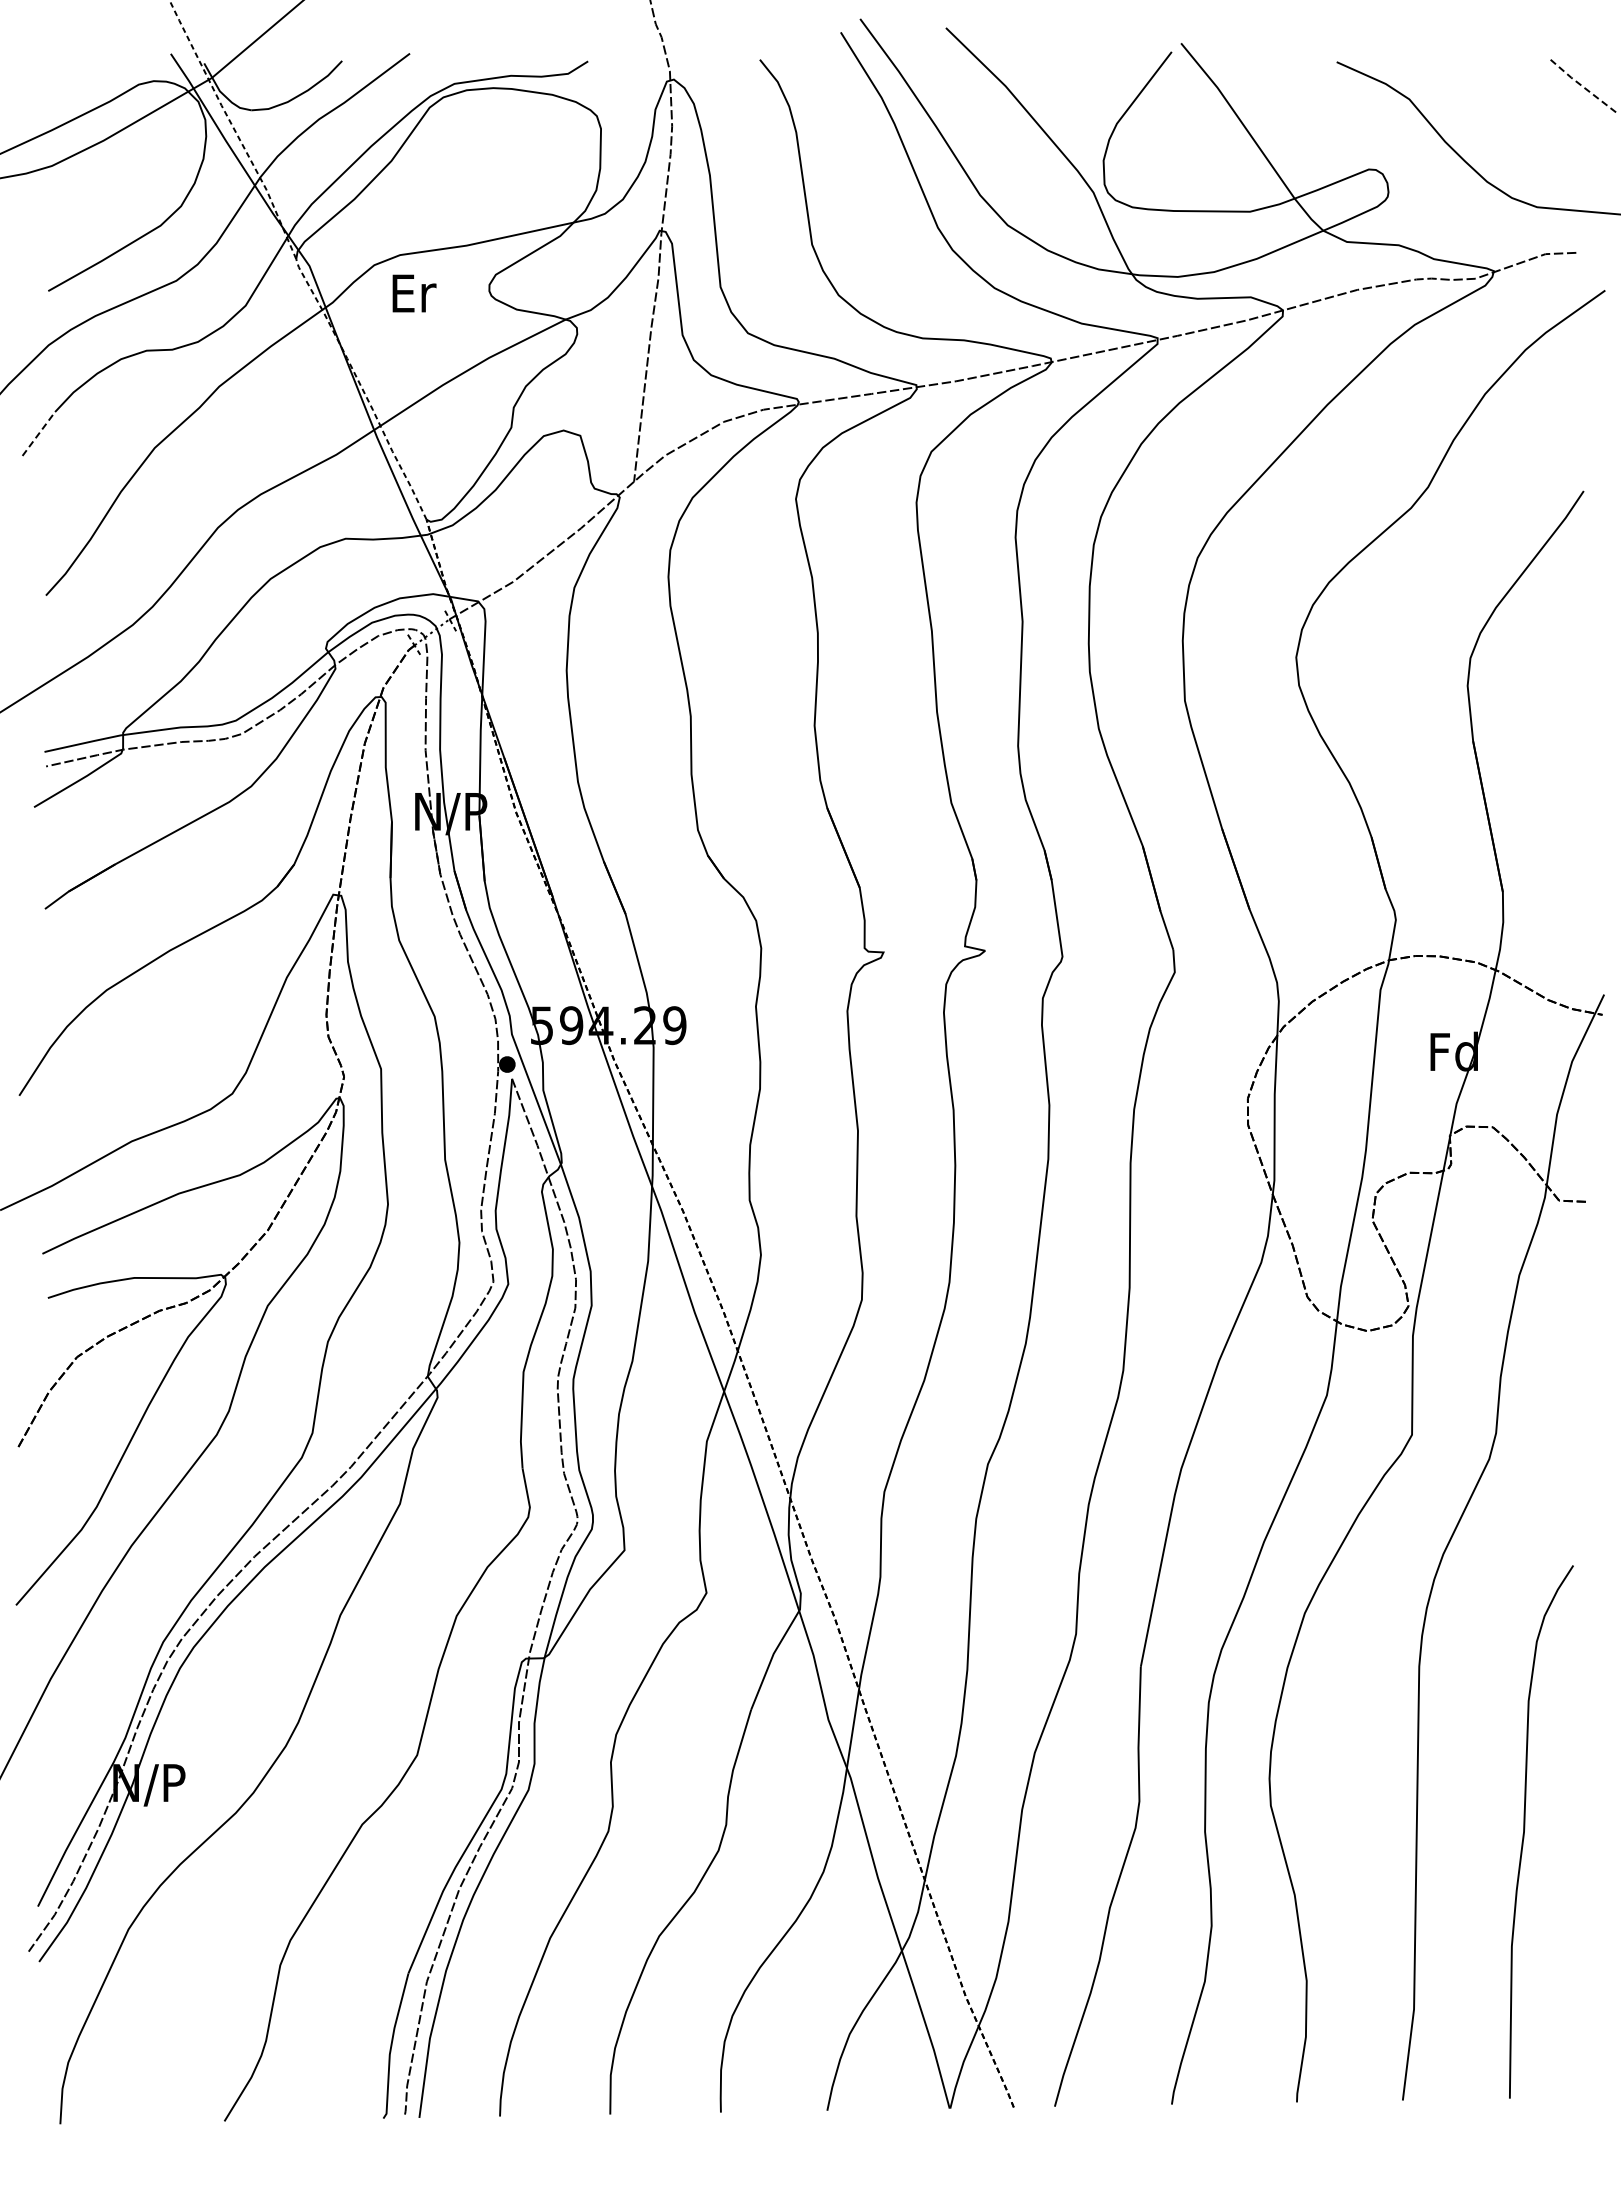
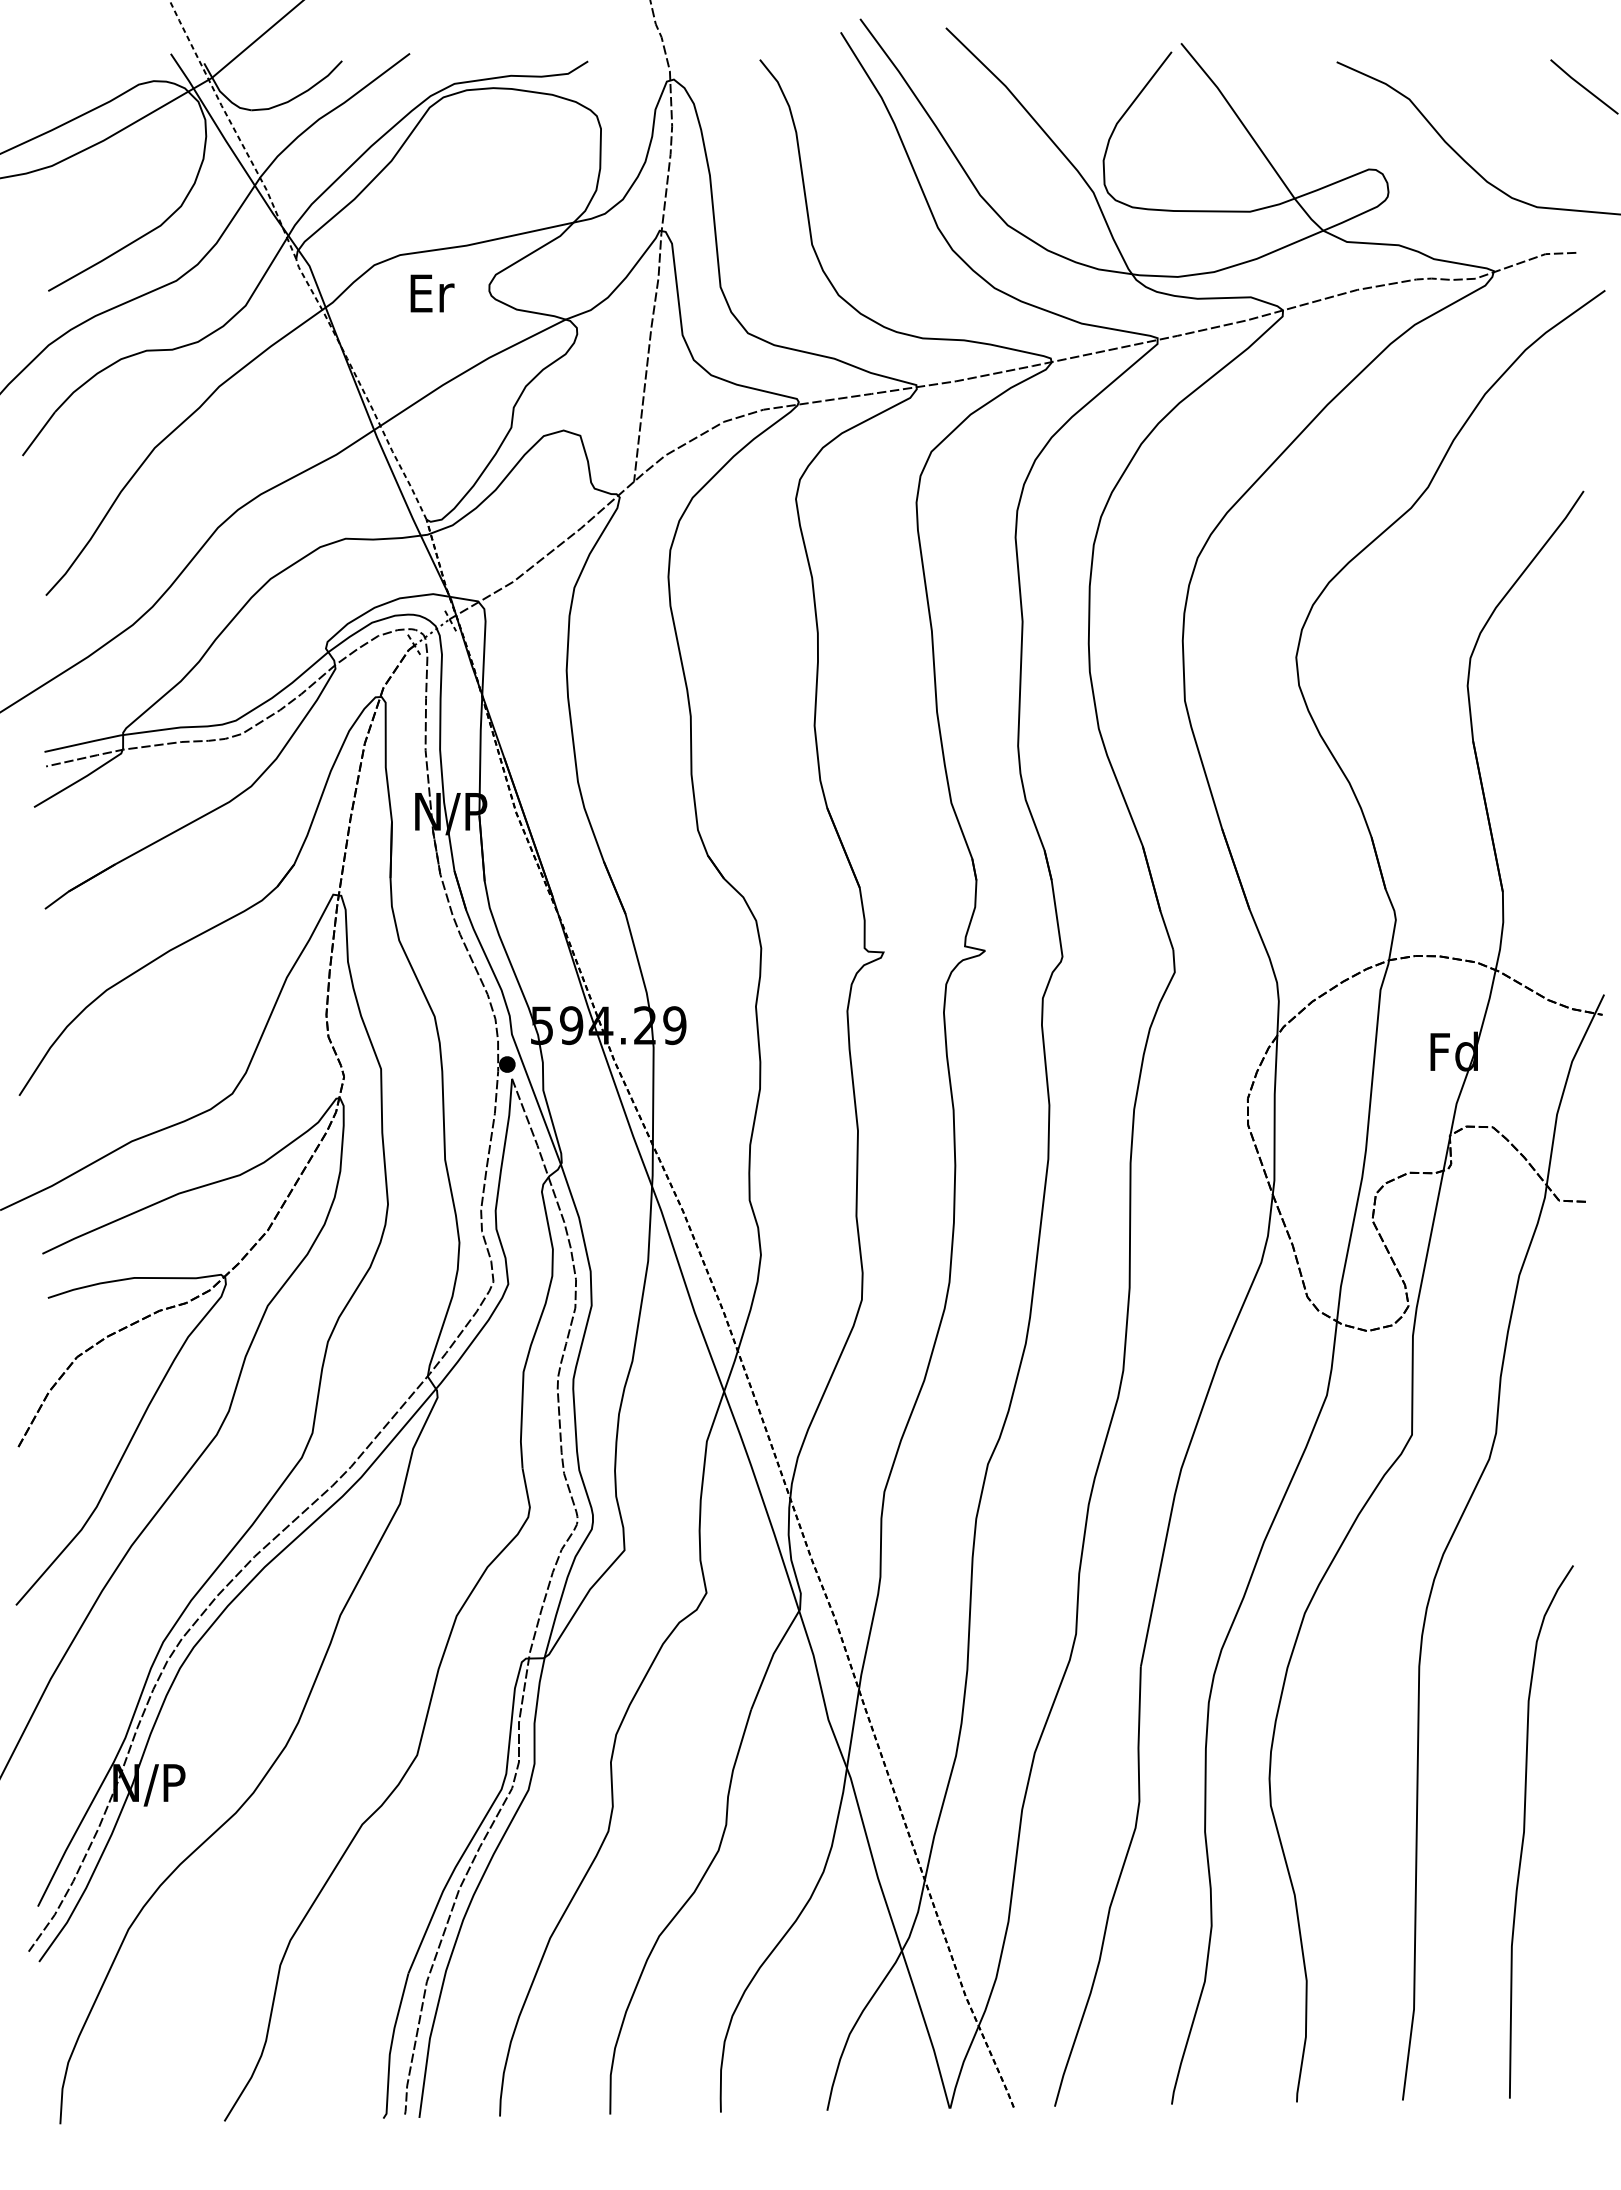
line: dashed -> solid (1583, 87)
text position: (414, 293) -> (432, 293) (432, 293)
line: dashed -> solid (39, 433)
